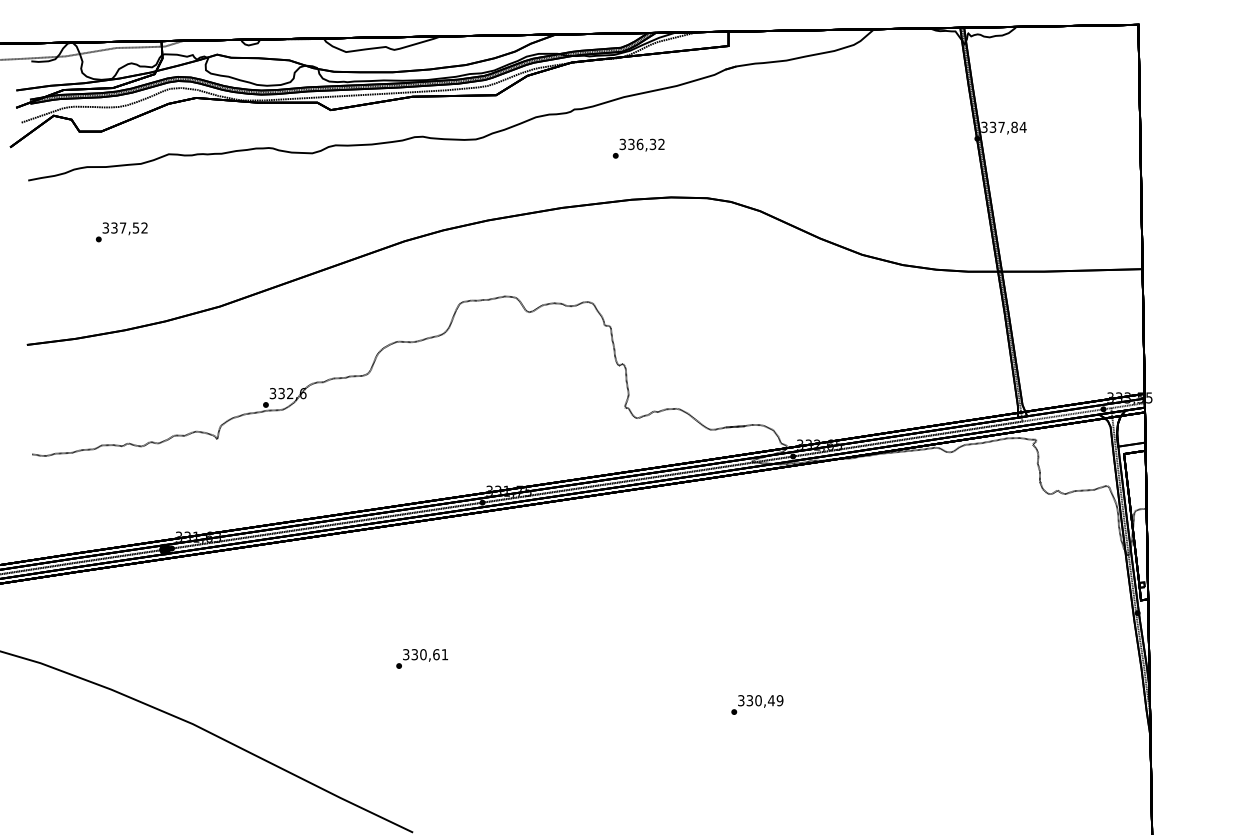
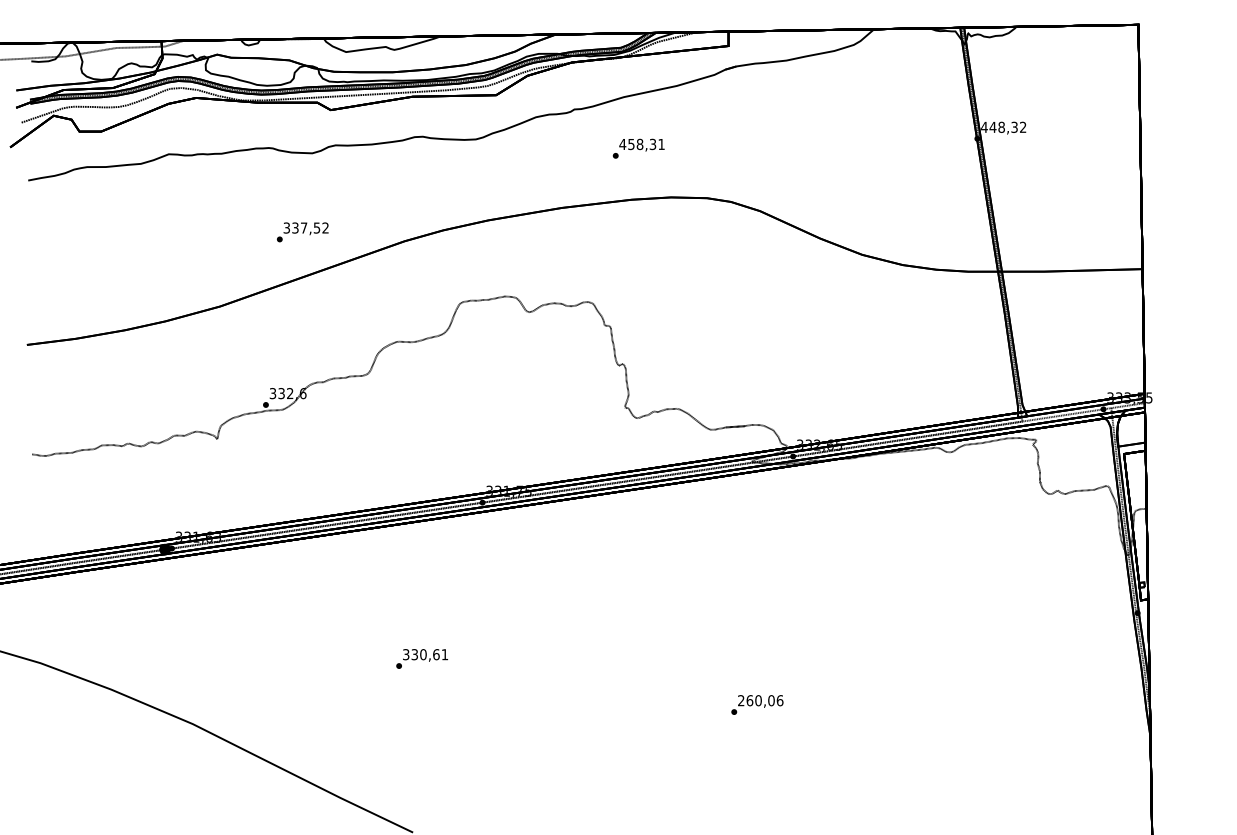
text: 337,84 -> 448,32 (1003, 126)
text: 336,32 -> 458,31 (641, 144)
text position: (121, 232) -> (302, 232) (302, 232)
text: 330,49 -> 260,06 (760, 700)
